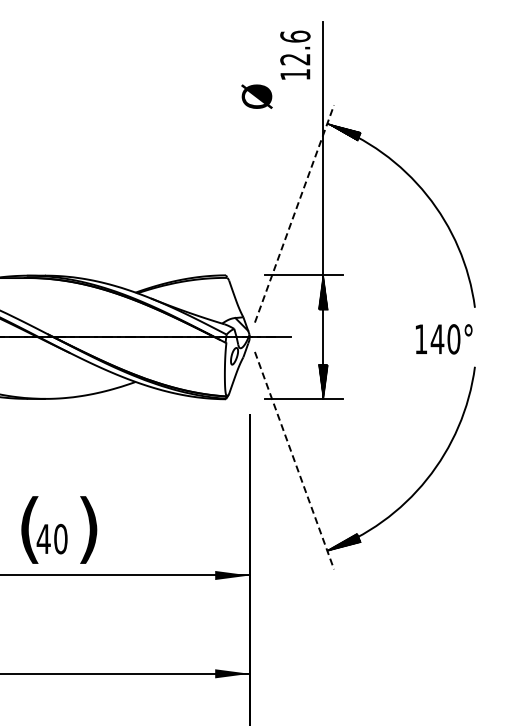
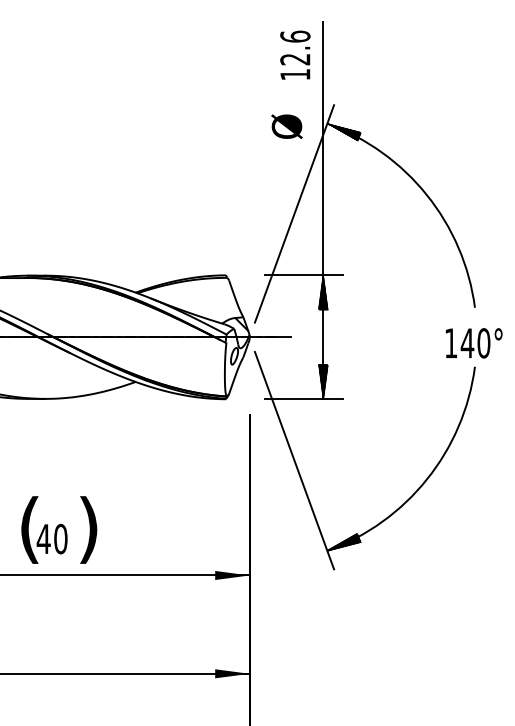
text position: (256, 96) -> (286, 126) (286, 126)
line: dashed -> solid (294, 213)
text position: (444, 339) -> (474, 343) (474, 343)
line: dashed -> solid (294, 460)
